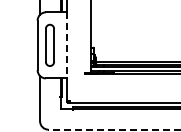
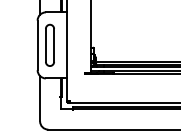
line: dashed -> solid (66, 45)
line: dashed -> solid (114, 129)
